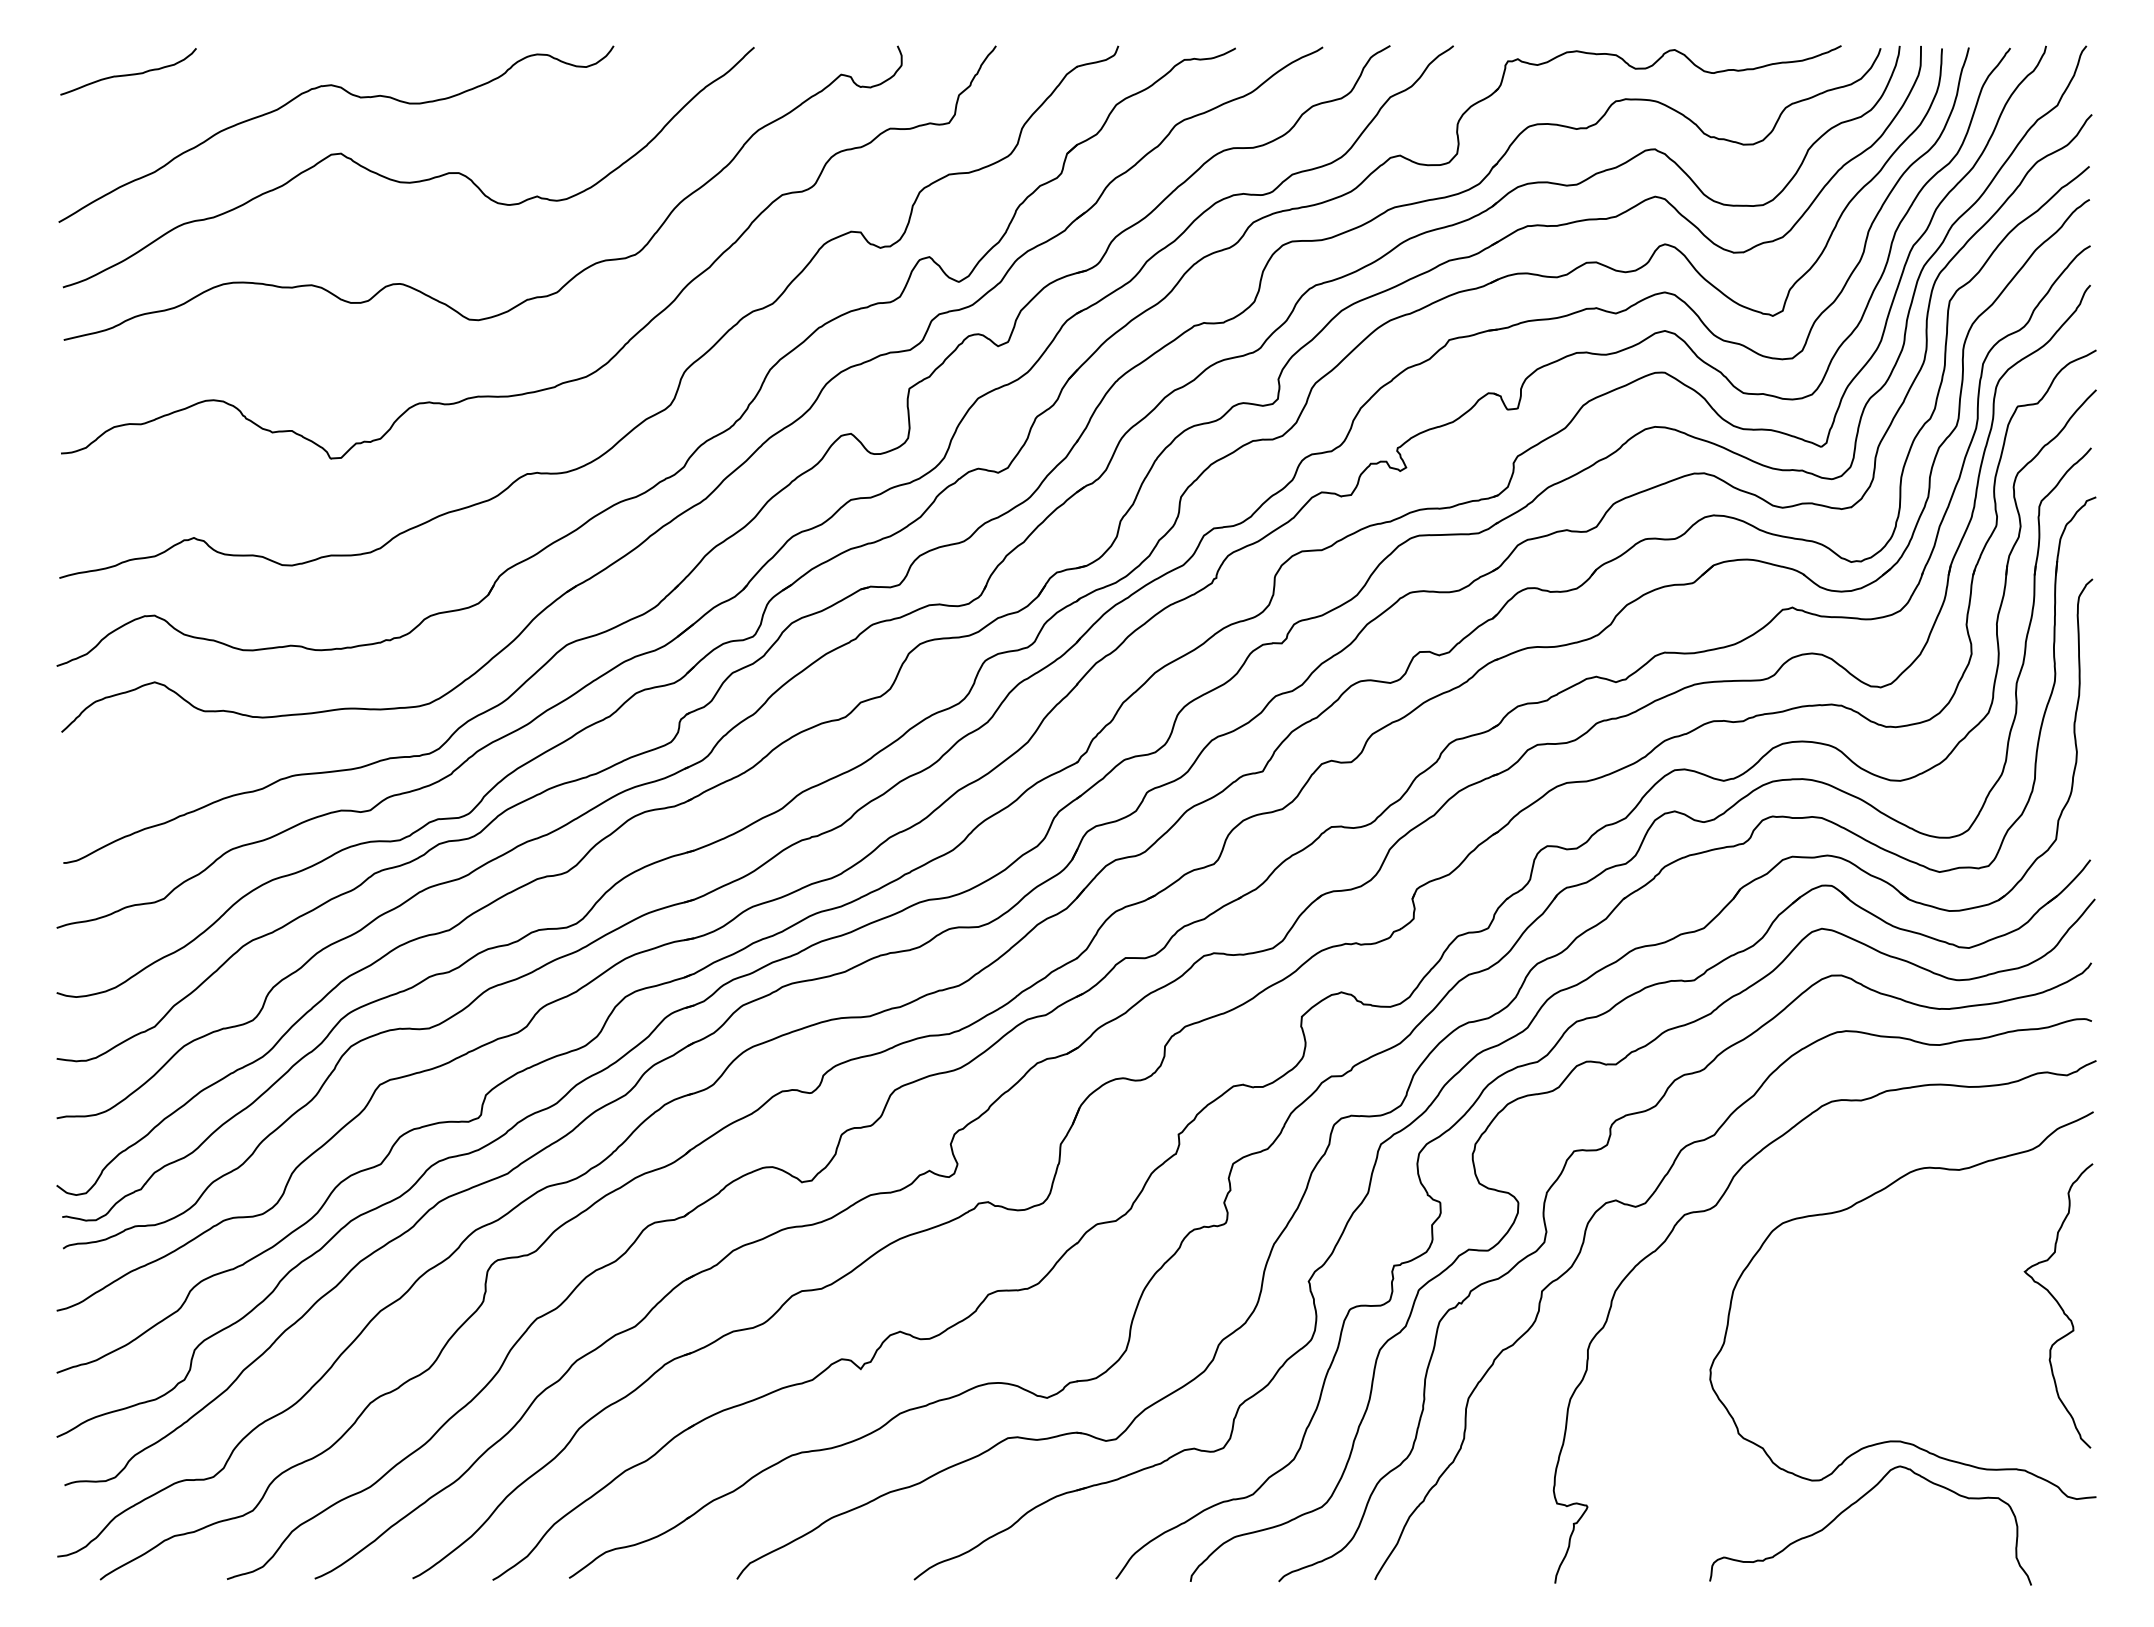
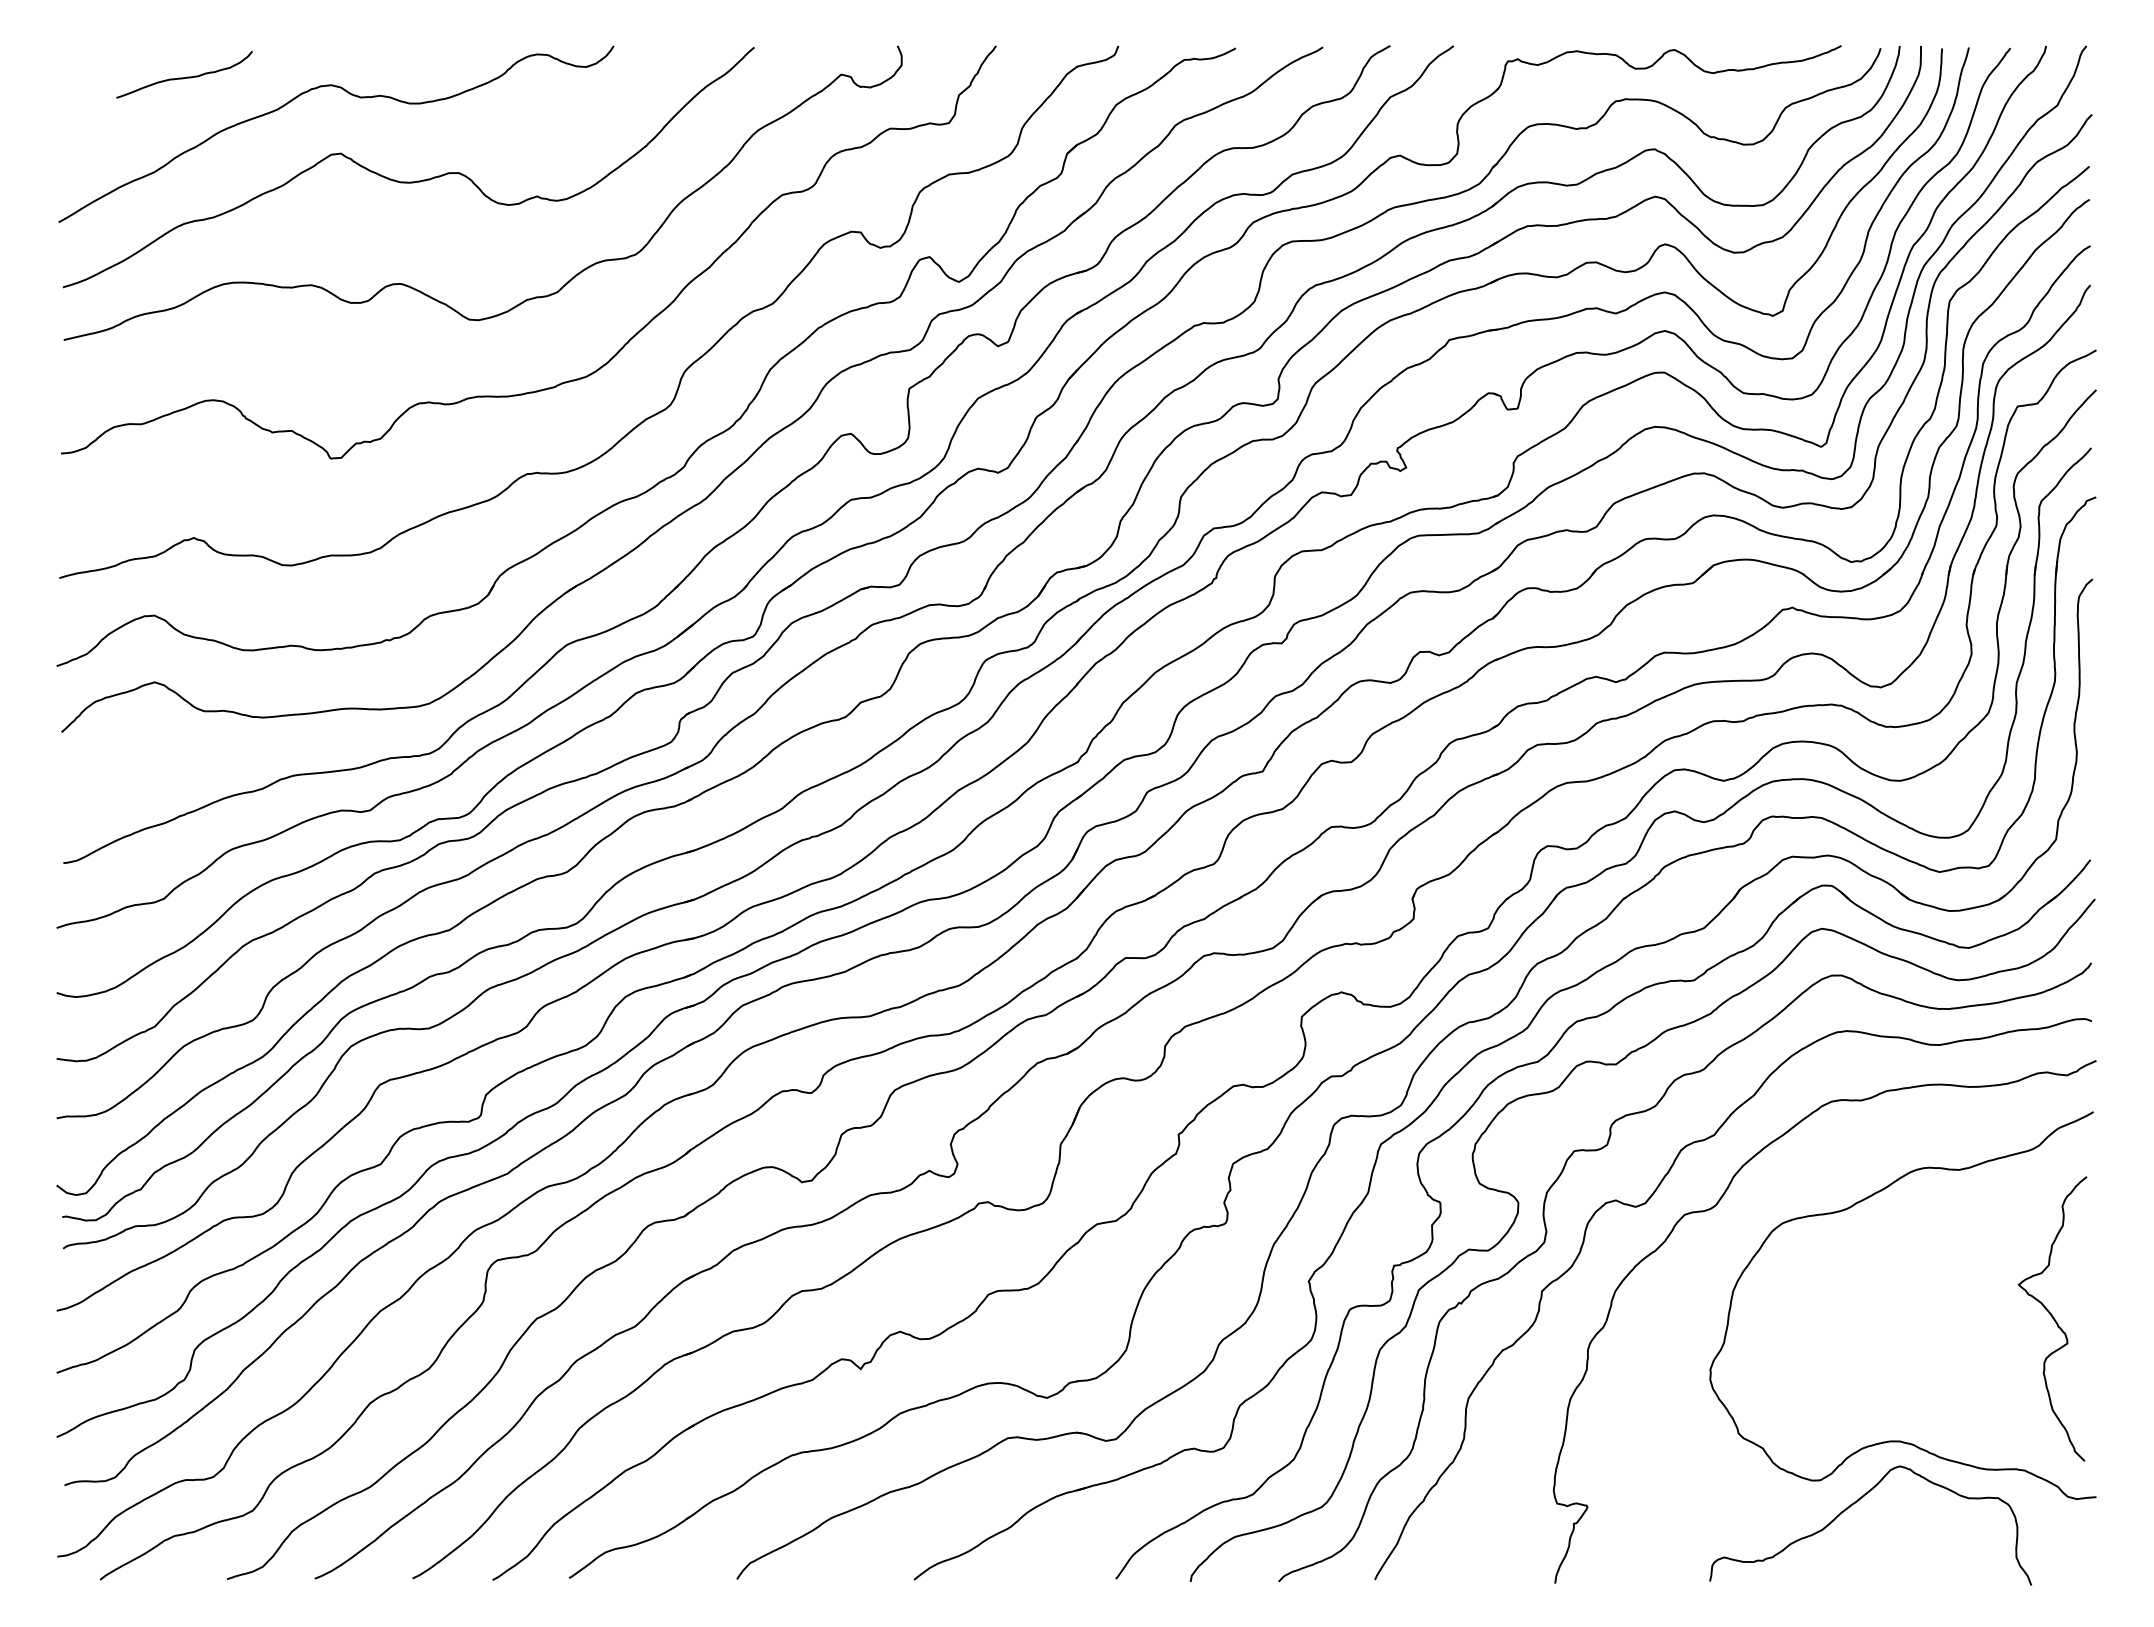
curve position: (130, 73) -> (186, 76) (186, 76)
curve position: (2058, 1305) -> (2052, 1318) (2052, 1318)
